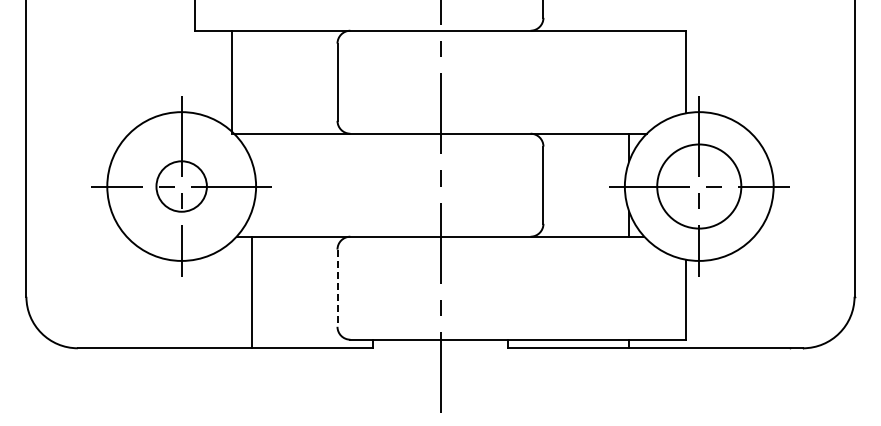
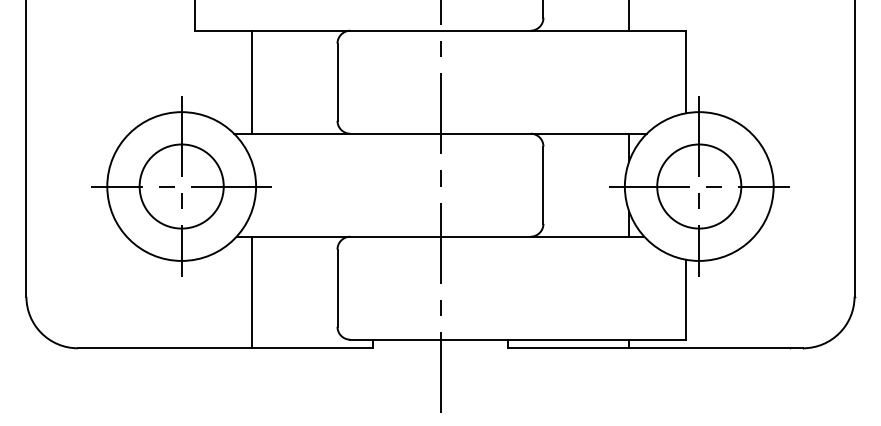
line: none -> present (629, 16)
line position: (231, 81) -> (251, 81) (251, 81)
circle diameter: 50 px -> 84 px (181, 186)
line: dashed -> solid (337, 288)
